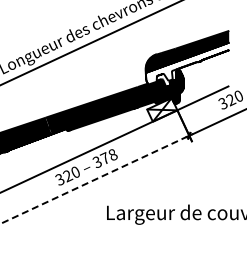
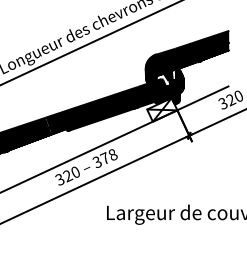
fill: none -> present (187, 66)
line: dashed -> solid (97, 178)
